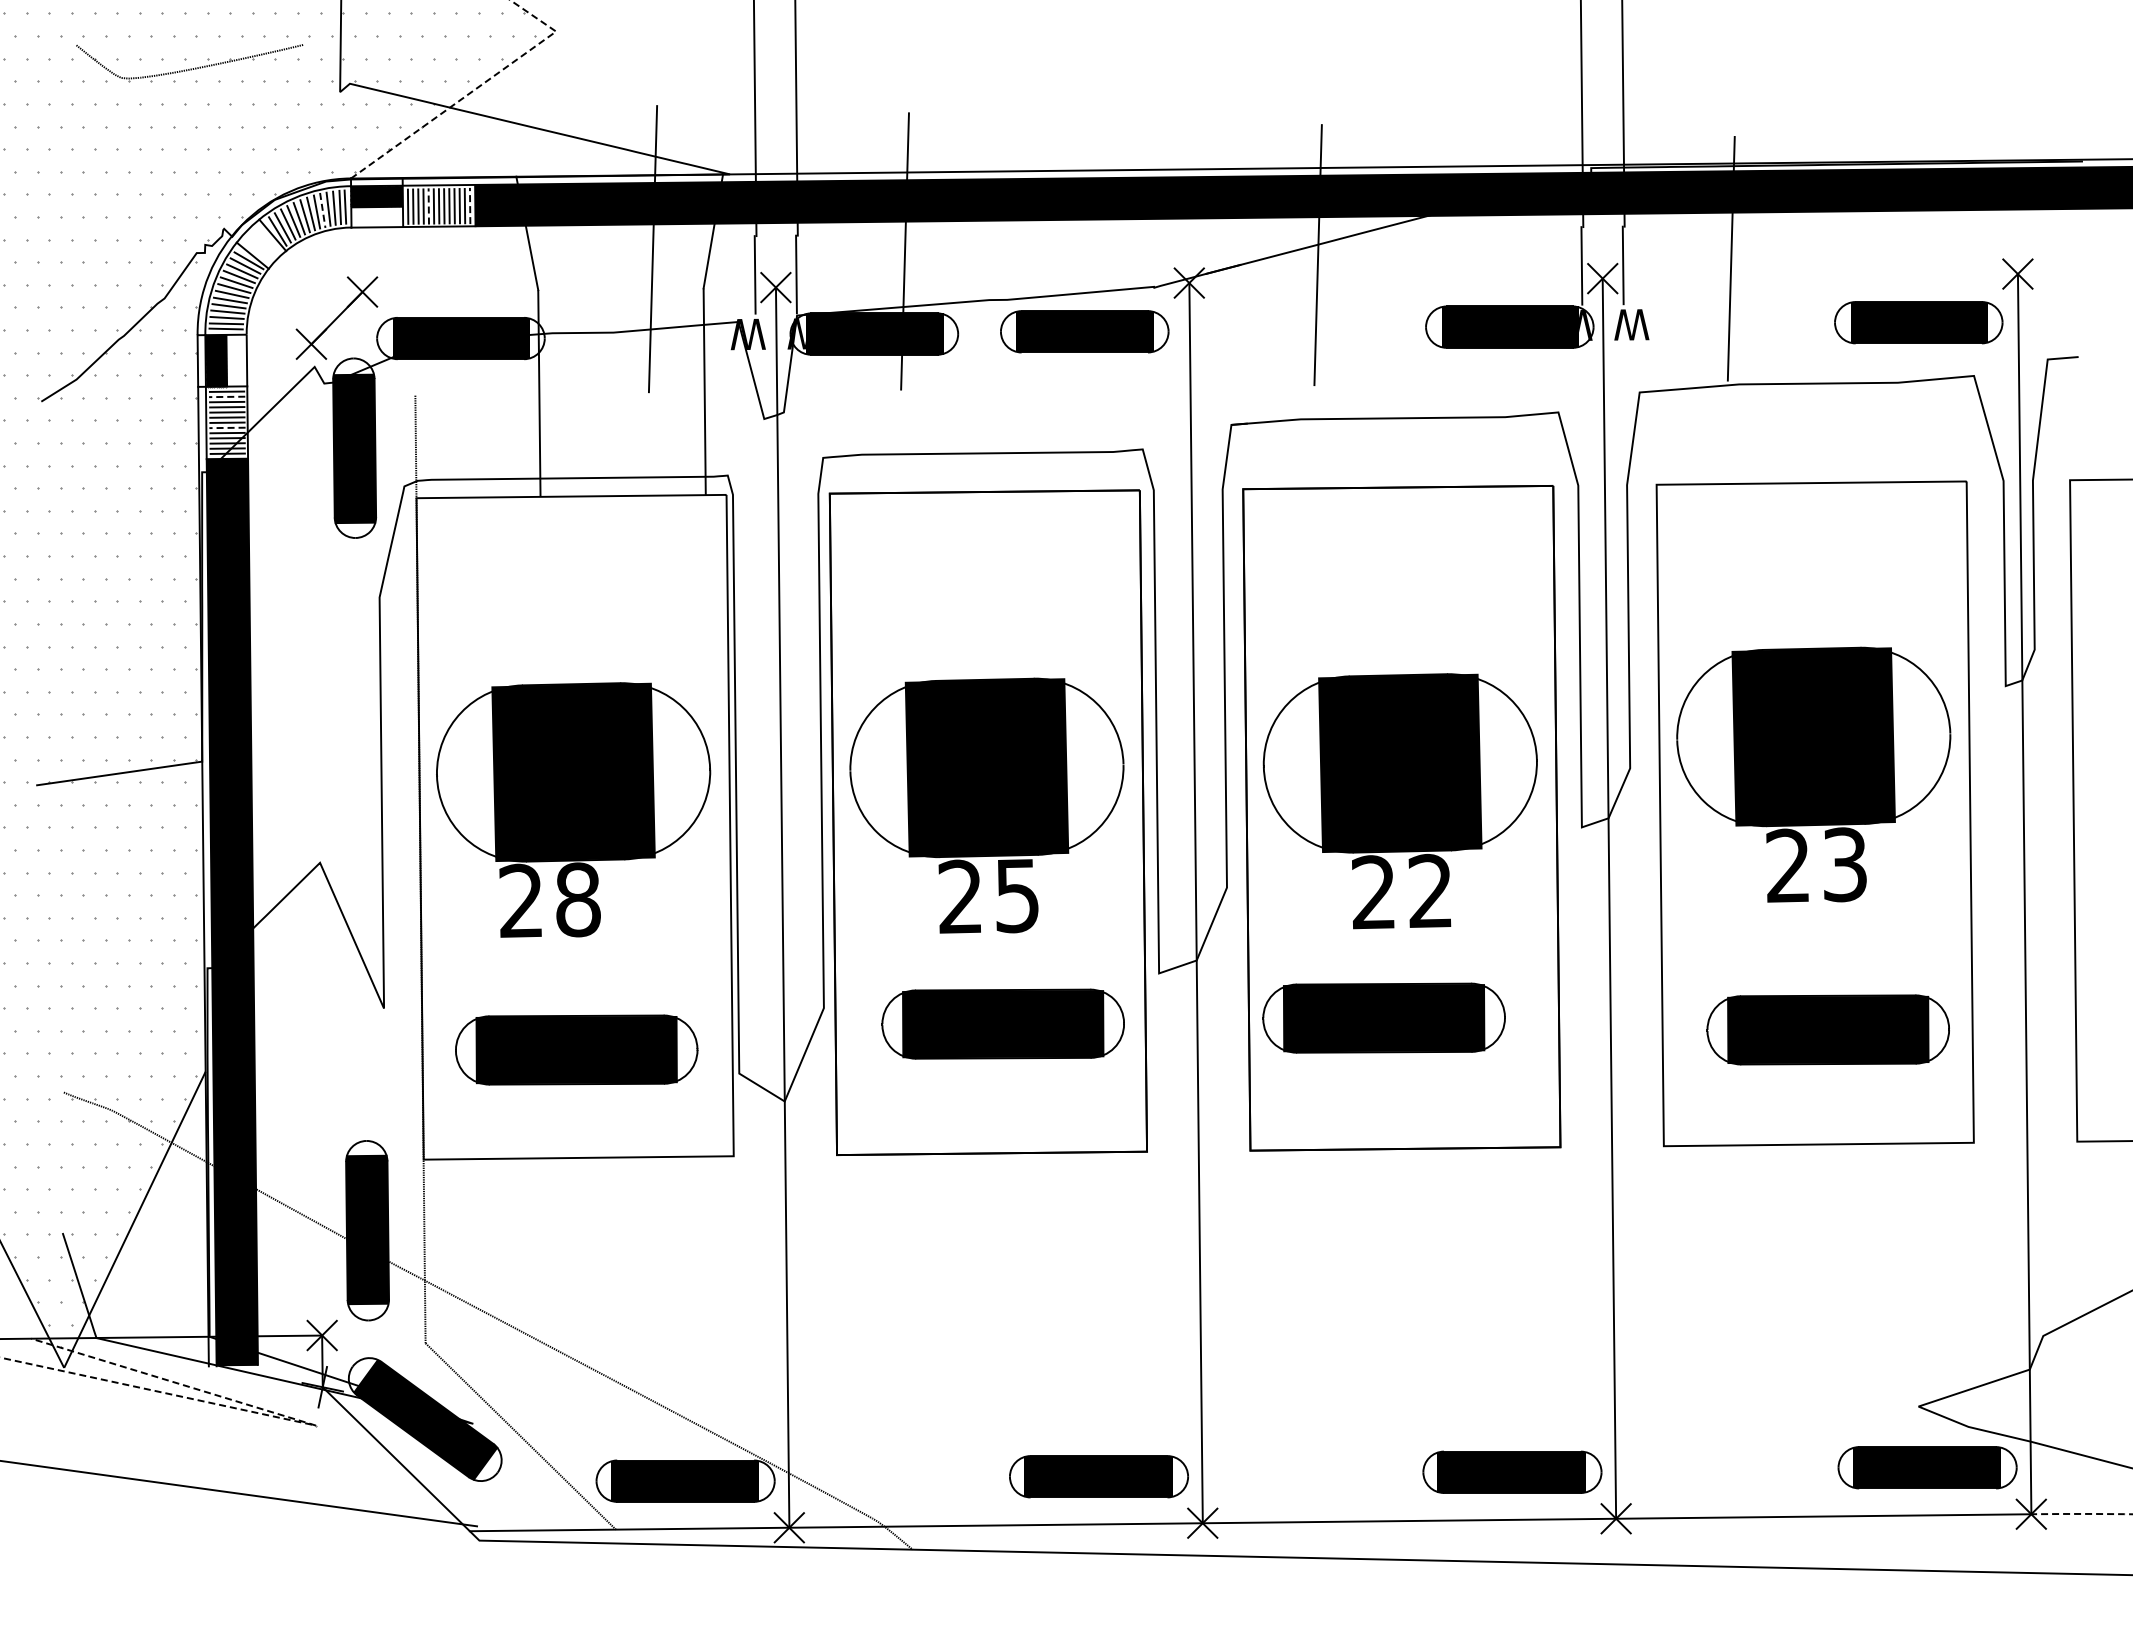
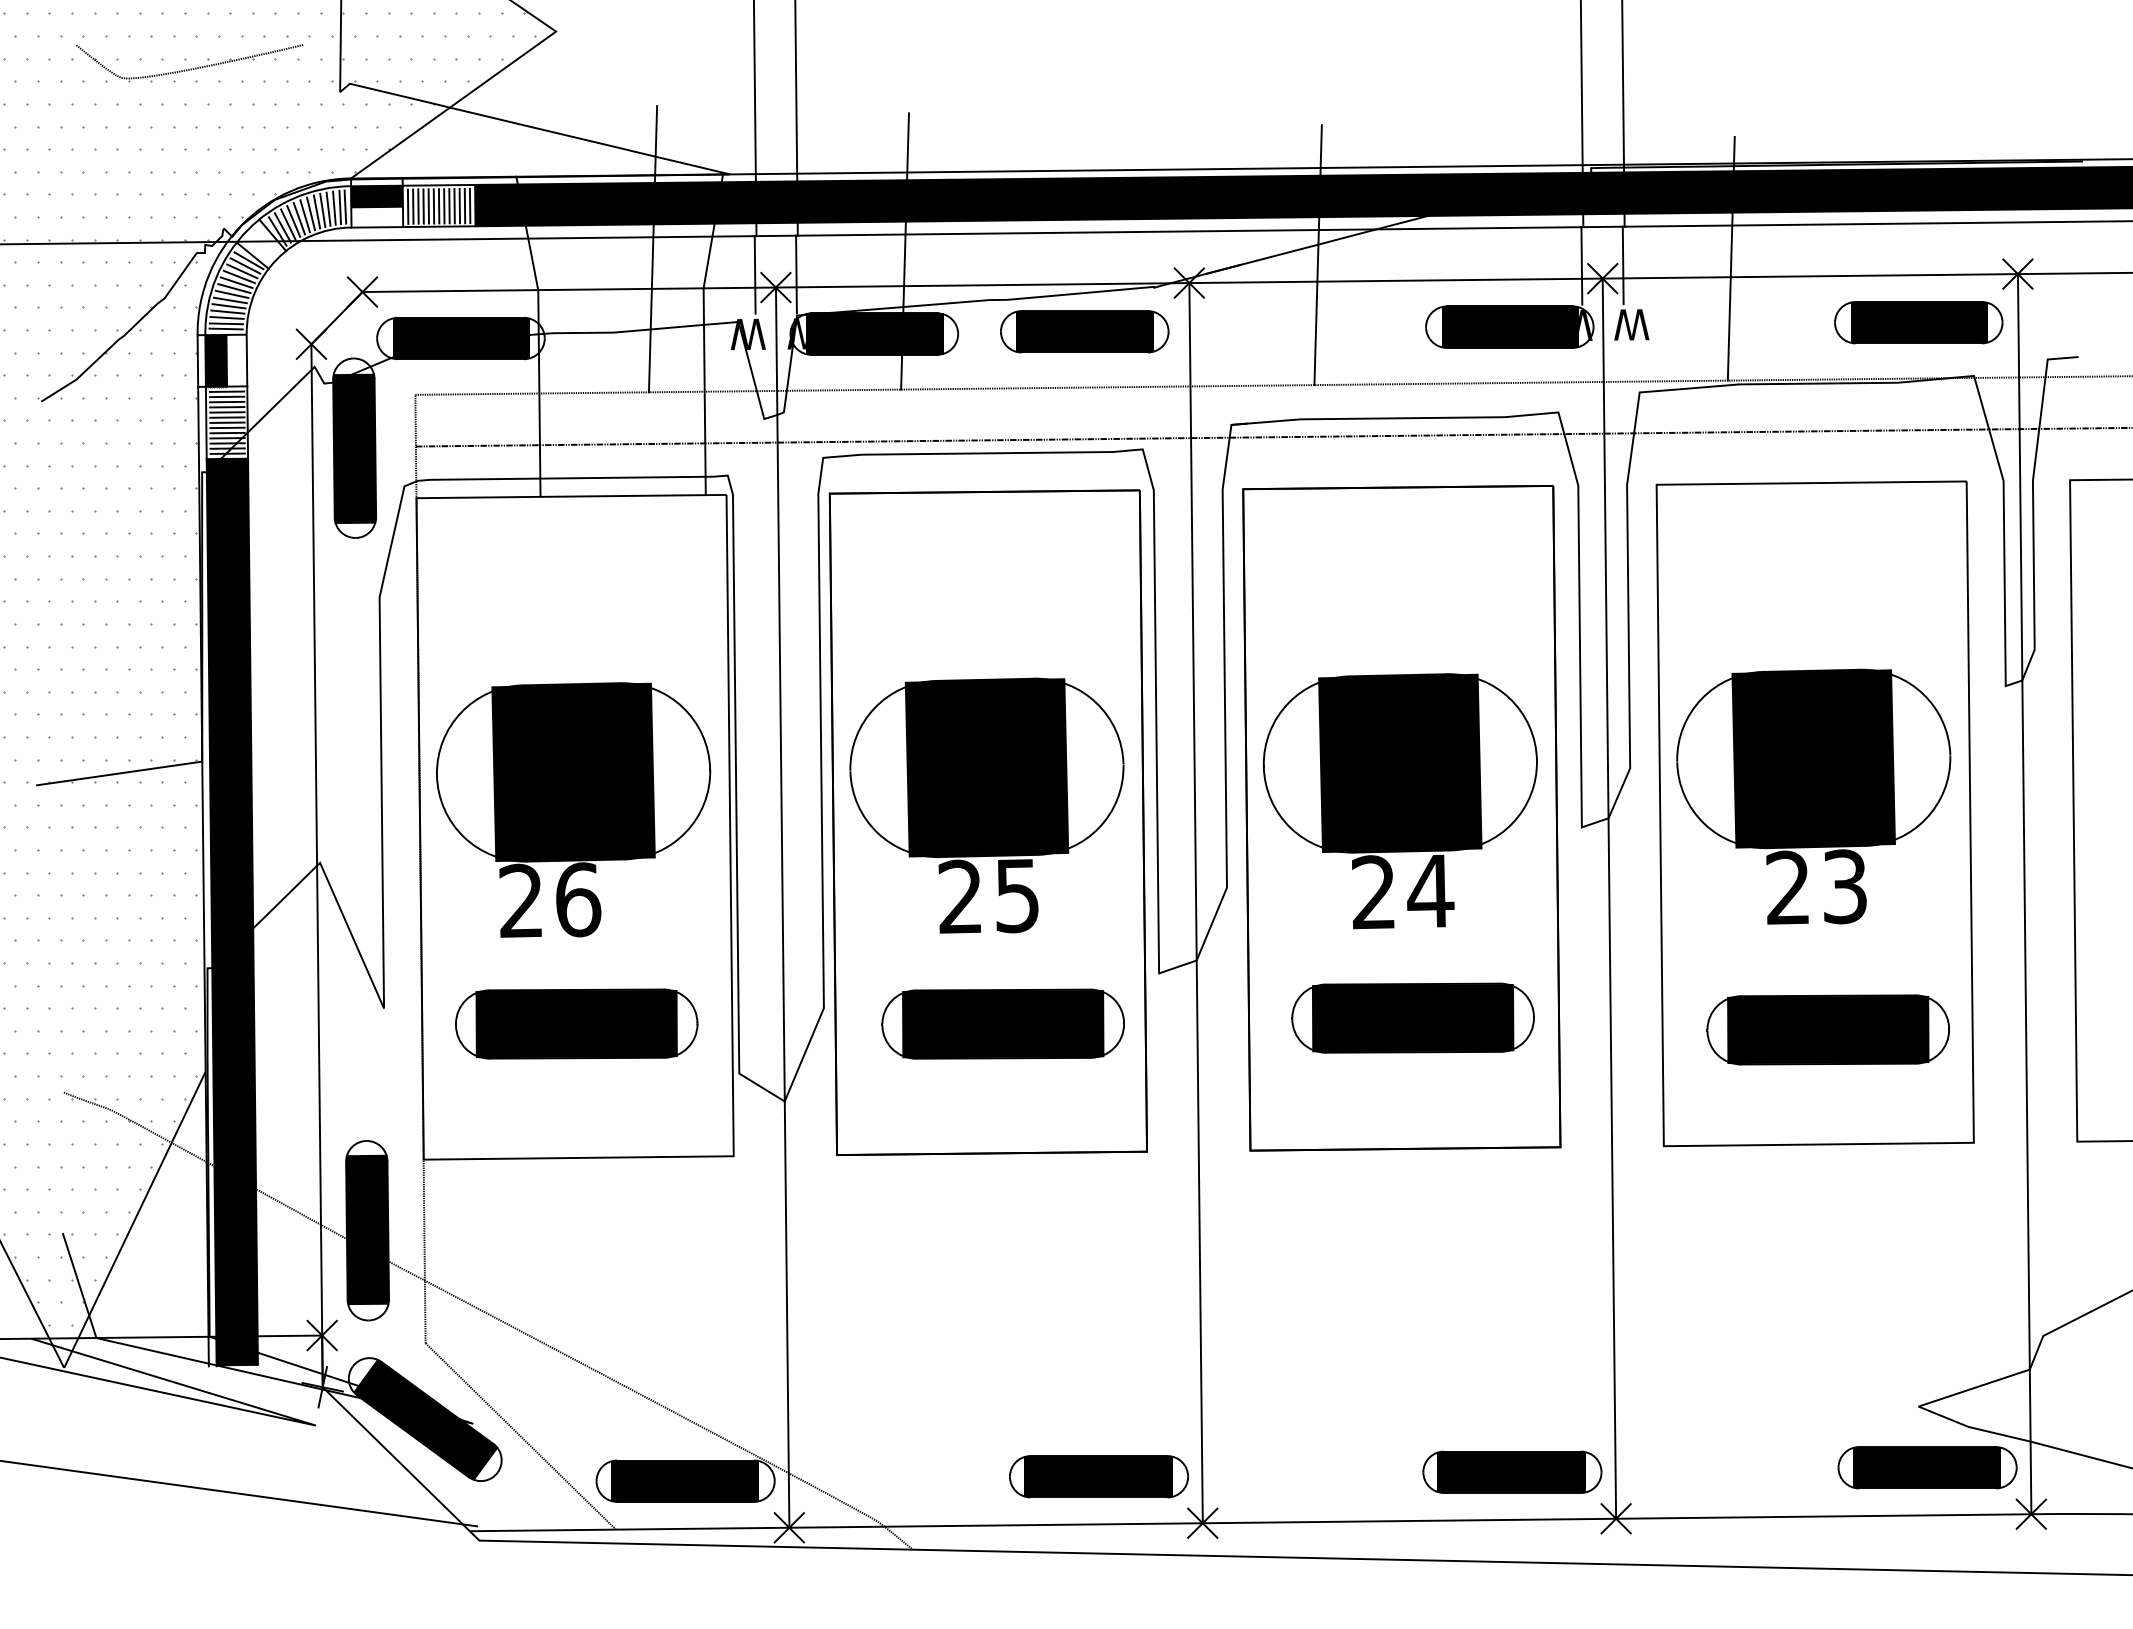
line: dashed -> solid (476, 88)
line: dashed -> solid (428, 205)
line: dashed -> solid (470, 205)
line: dashed -> solid (322, 210)
line: none -> present (1065, 232)
line: none -> present (1245, 282)
line: none -> present (1272, 385)
line: dashed -> solid (226, 396)
line: dashed -> solid (226, 427)
line: none -> present (1272, 436)
part position: (1813, 774) -> (1813, 796) (1813, 796)
line: none -> present (316, 865)
text: 22 -> 24 (1430, 890)
text: 28 -> 26 (578, 899)
part position: (1383, 1017) -> (1412, 1017) (1412, 1017)
part position: (576, 1049) -> (576, 1023) (576, 1023)
line: dashed -> solid (305, 1423)
arc: dashed -> solid (2081, 1514)
